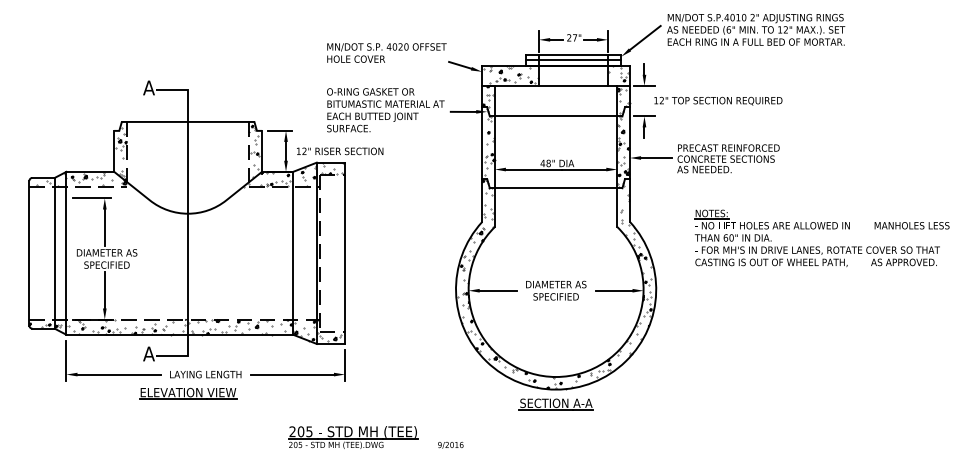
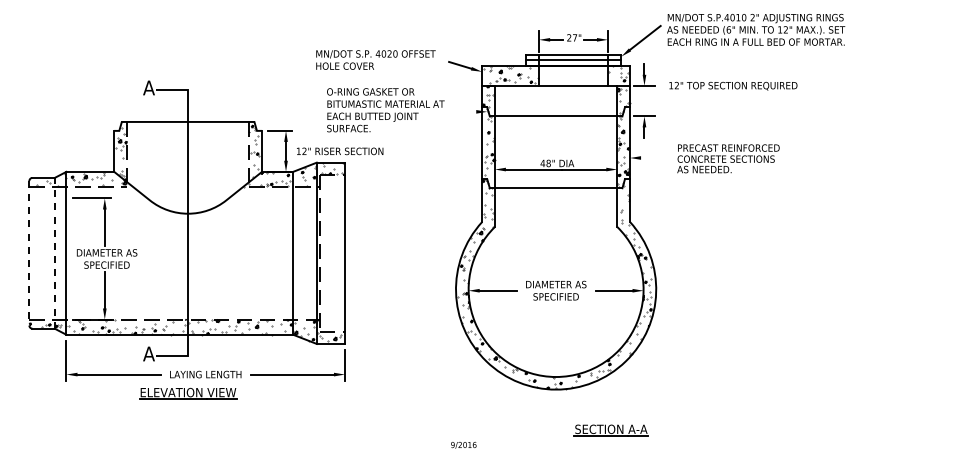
text position: (386, 52) -> (375, 59) (375, 59)
text position: (718, 100) -> (733, 85) (733, 85)
line: present -> none (463, 111)
line: present -> none (656, 158)
part: present -> none (819, 246)
line: solid -> dashed (54, 252)
line: solid -> dashed (29, 253)
part position: (555, 404) -> (610, 430) (610, 430)
part: present -> none (353, 437)
text position: (450, 445) -> (463, 445) (463, 445)
